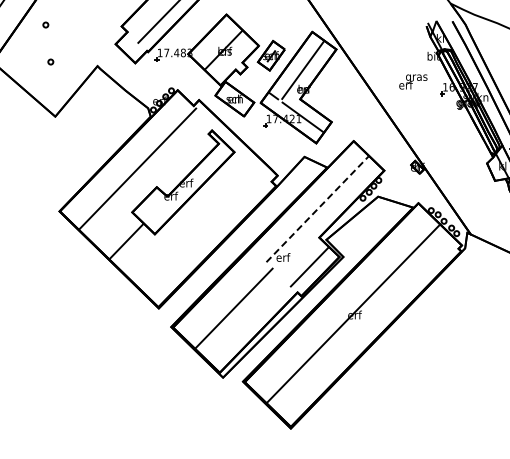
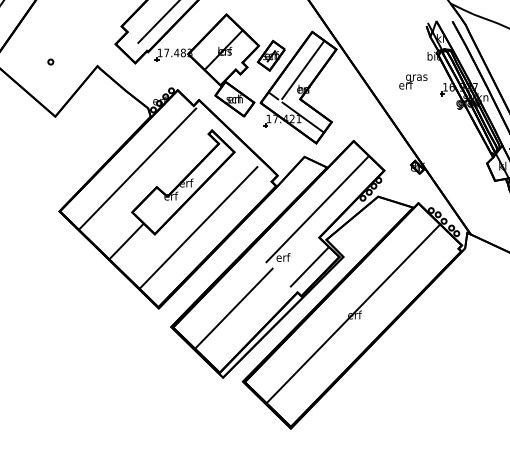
part: present -> none (45, 24)
line: dashed -> solid (317, 209)
line: none -> present (198, 227)
